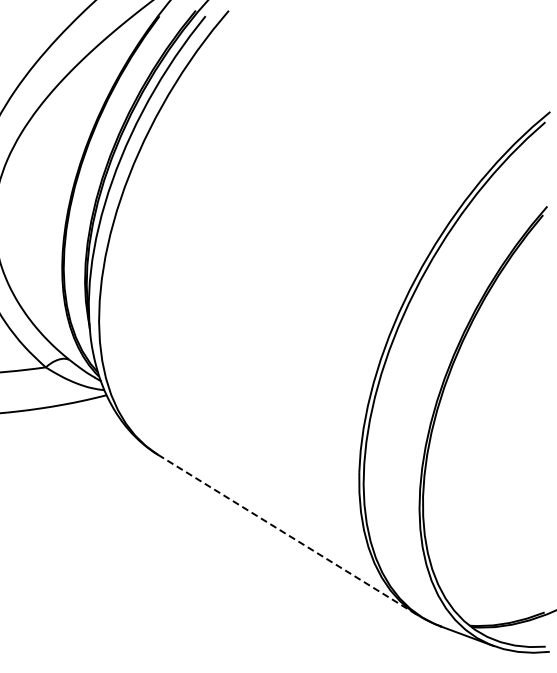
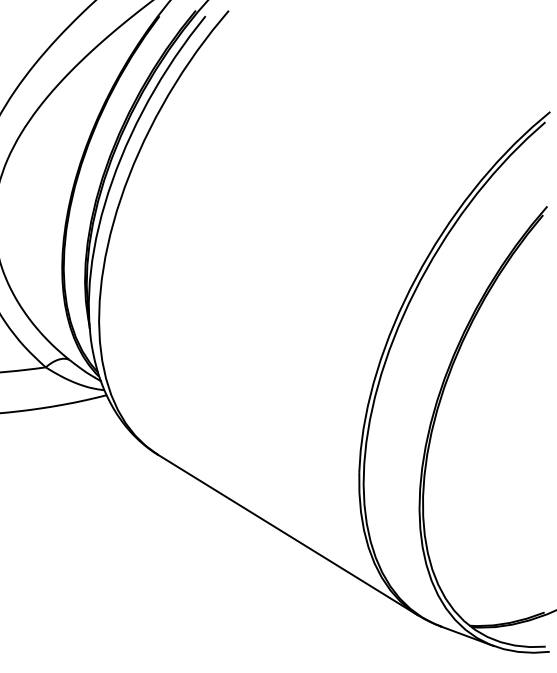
line: dashed -> solid (288, 535)
